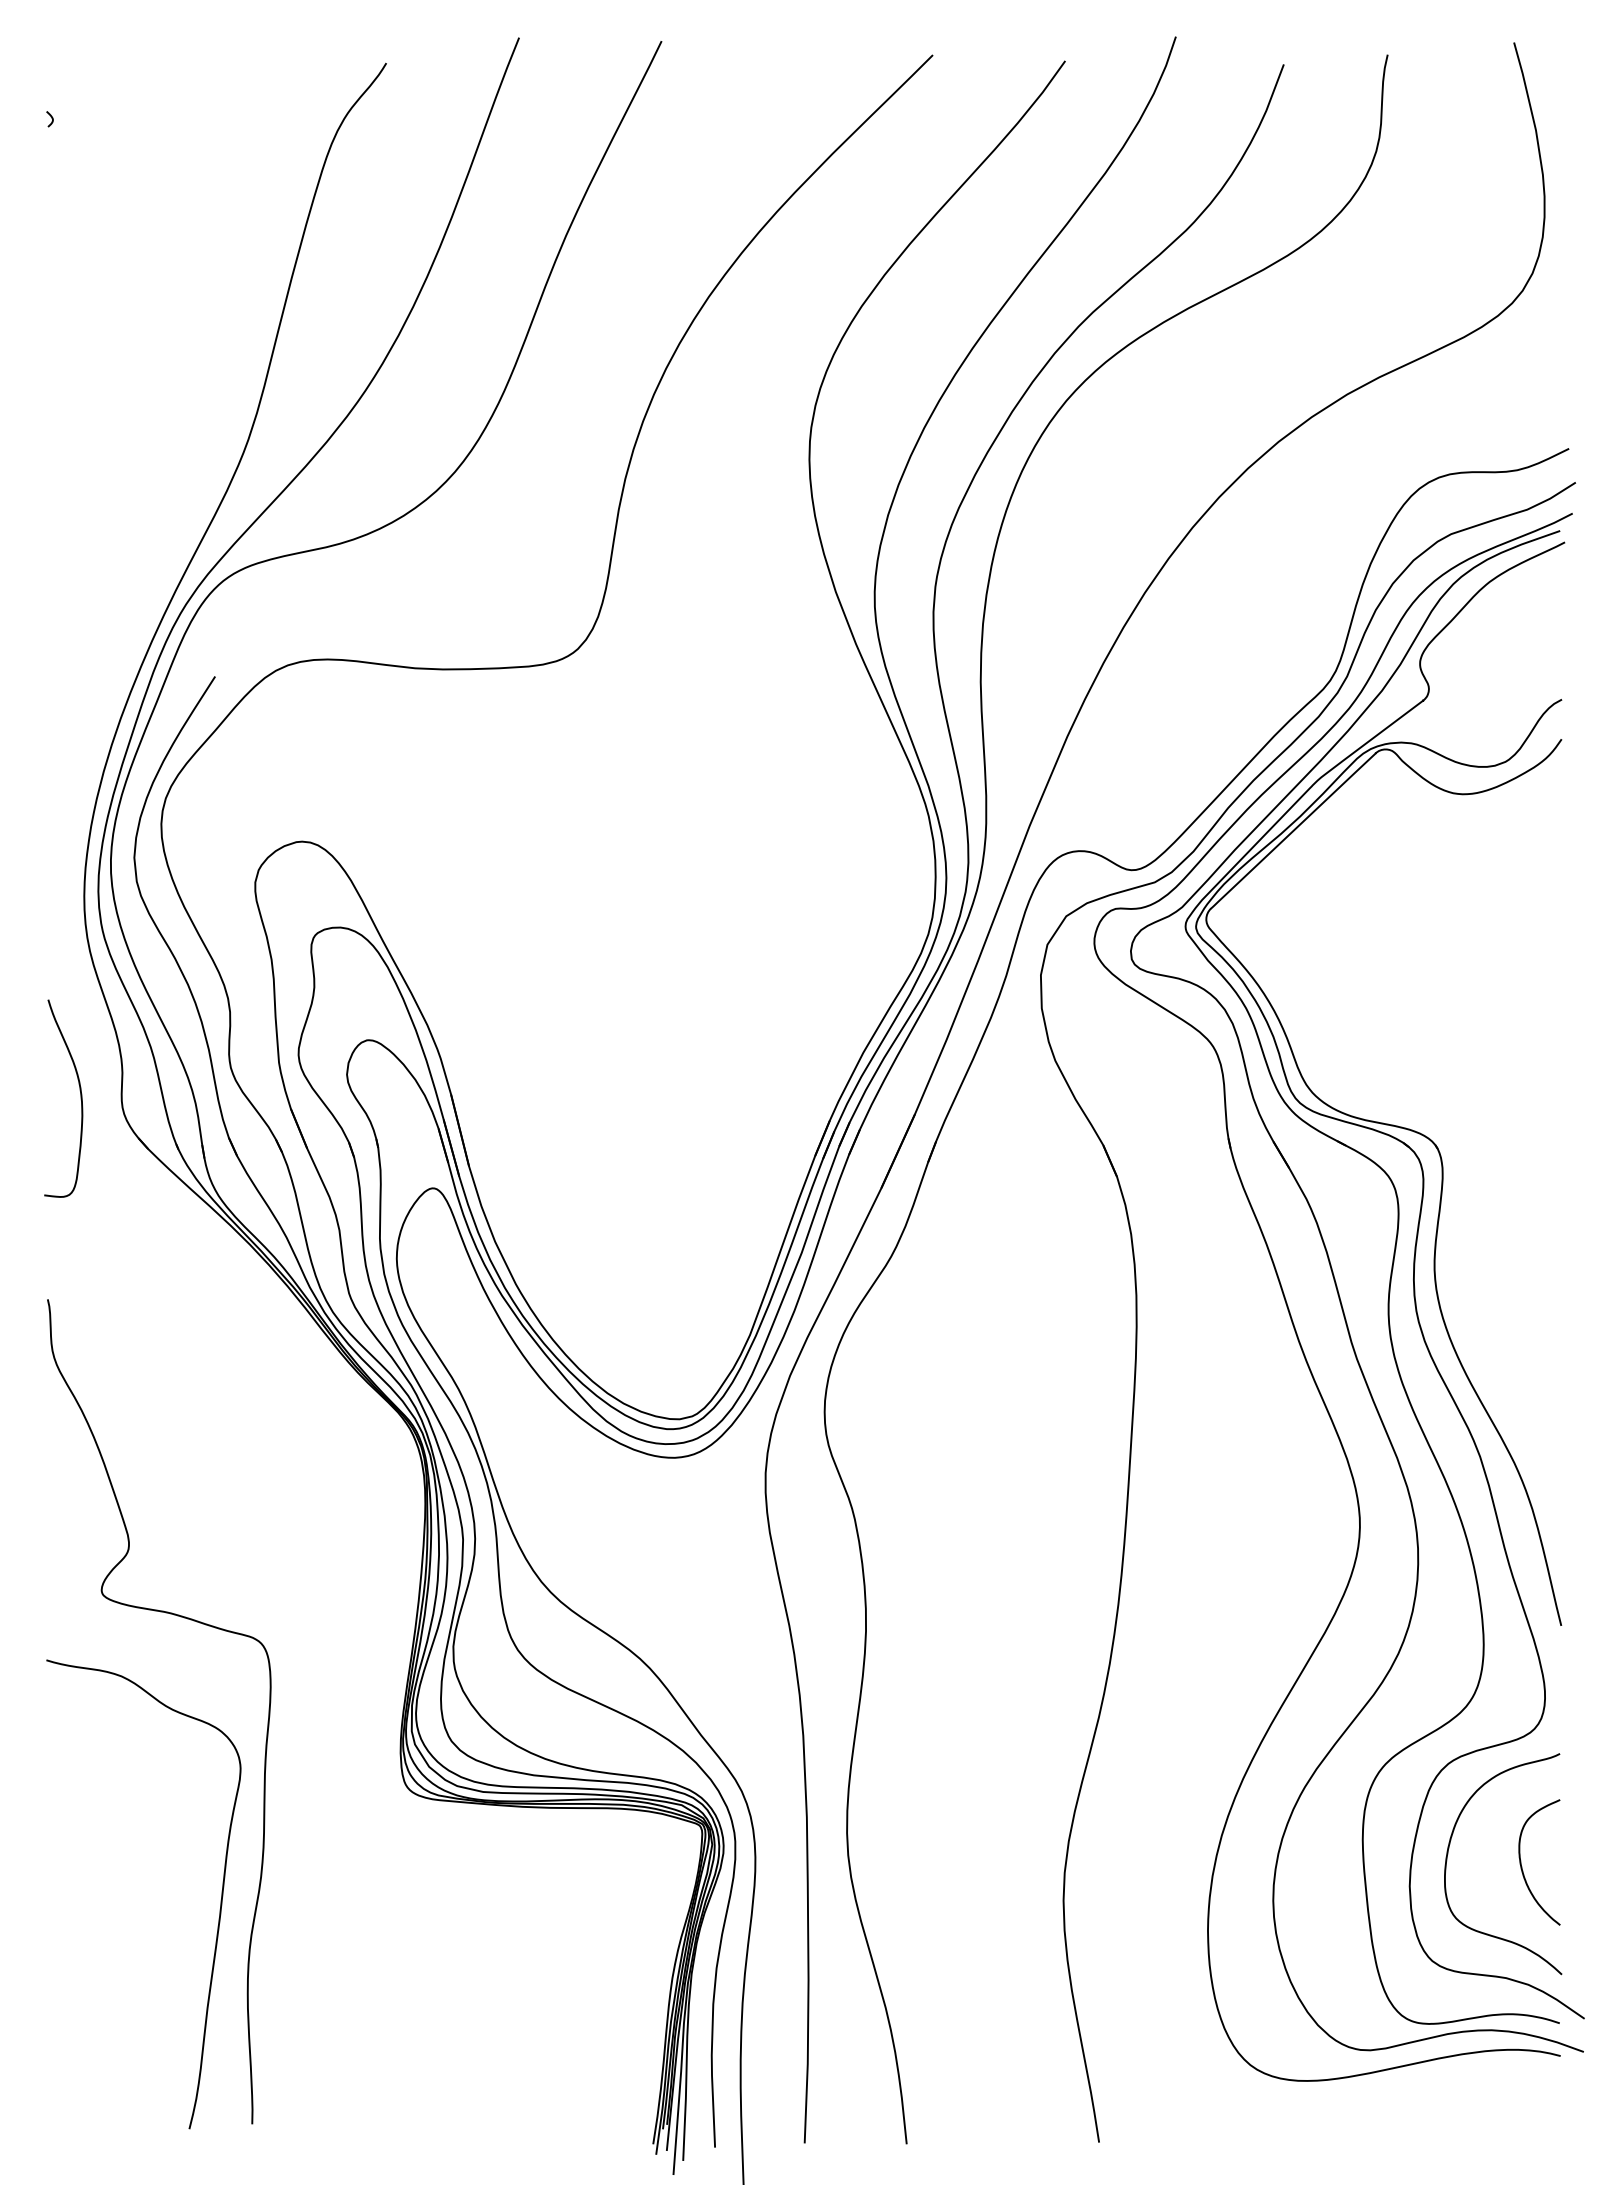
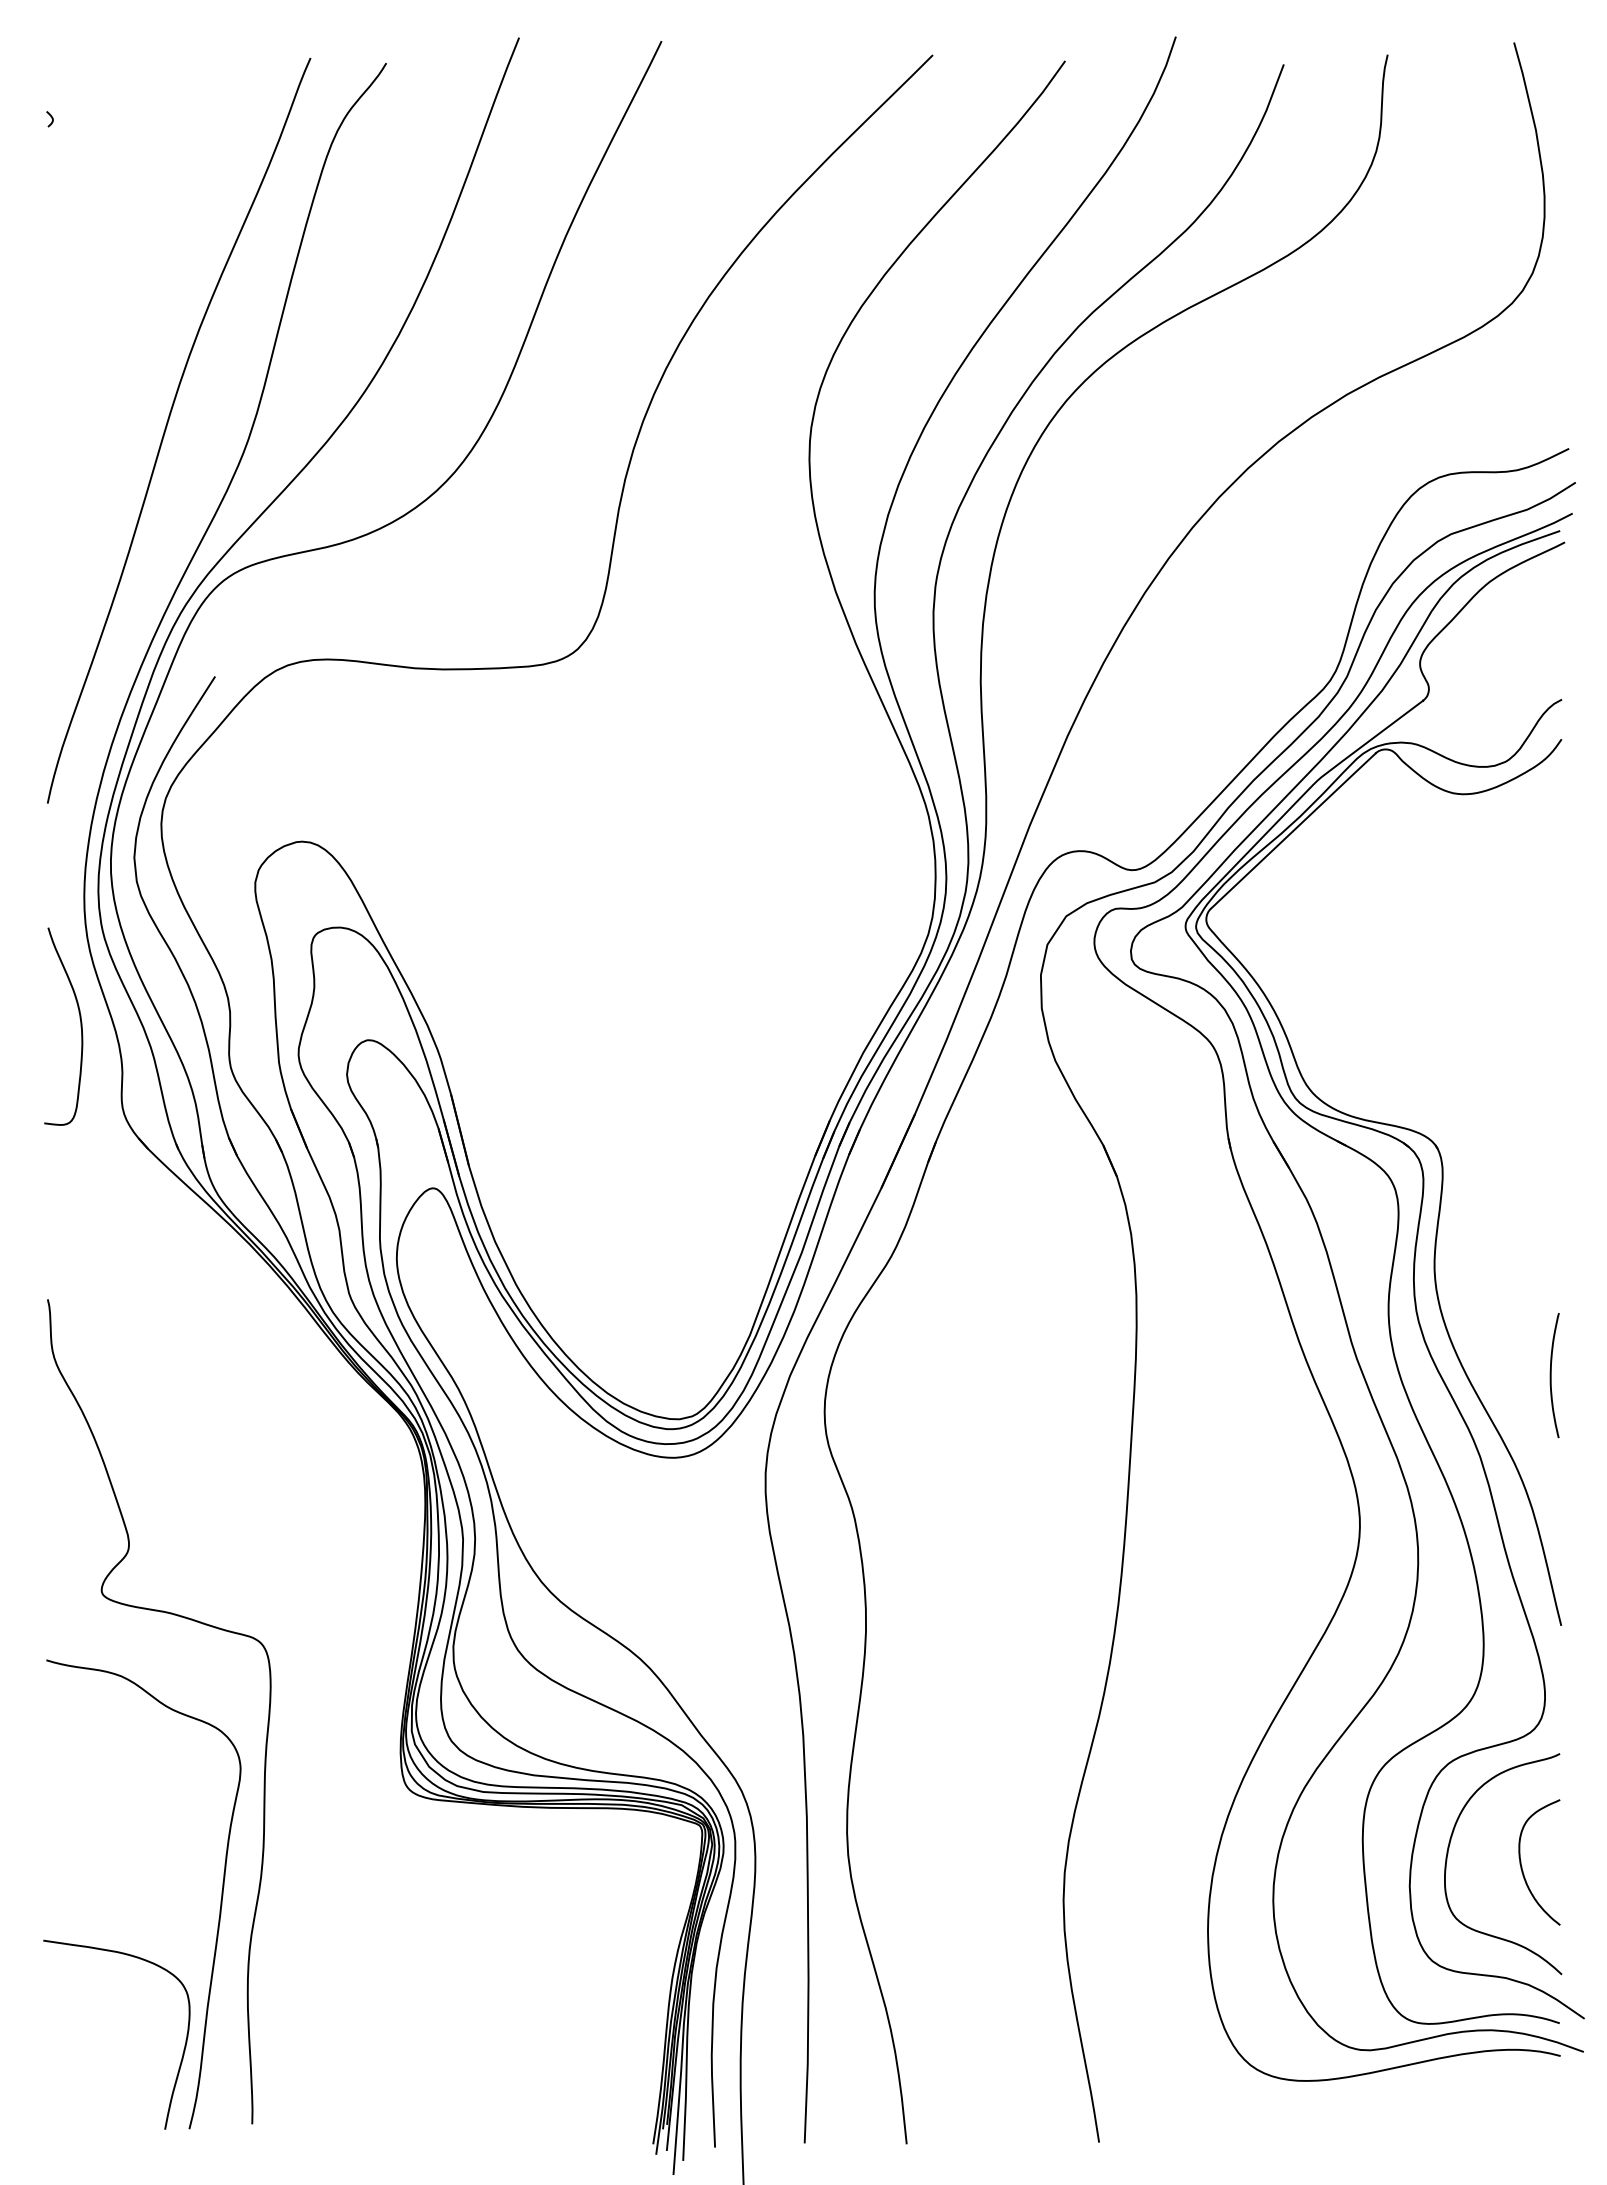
curve: none -> present (167, 426)
curve position: (80, 1098) -> (80, 1026) (80, 1026)
curve: none -> present (1551, 1375)
curve: none -> present (183, 2049)
